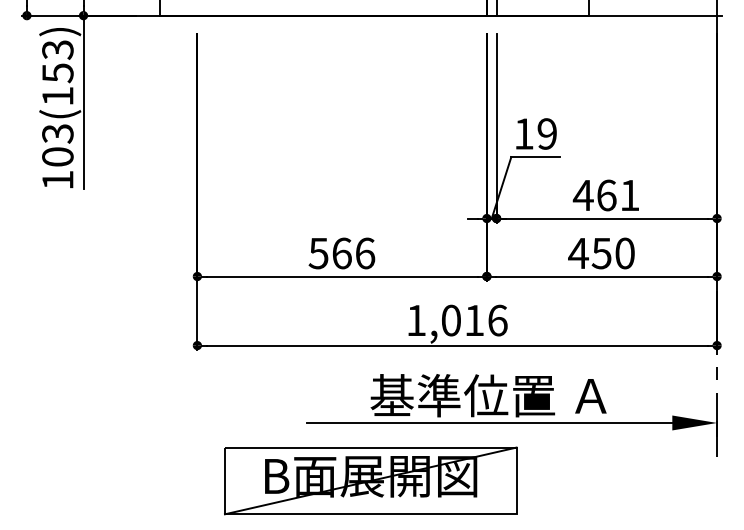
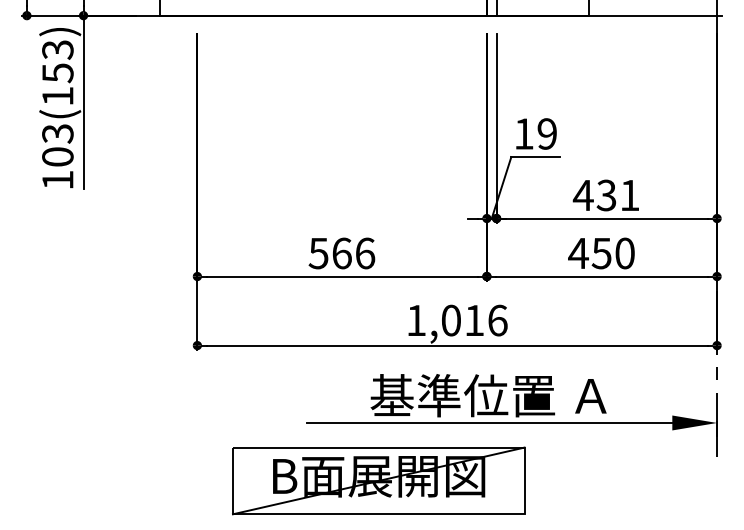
text: 461 -> 431 (606, 195)
part position: (370, 480) -> (378, 480) (378, 480)
